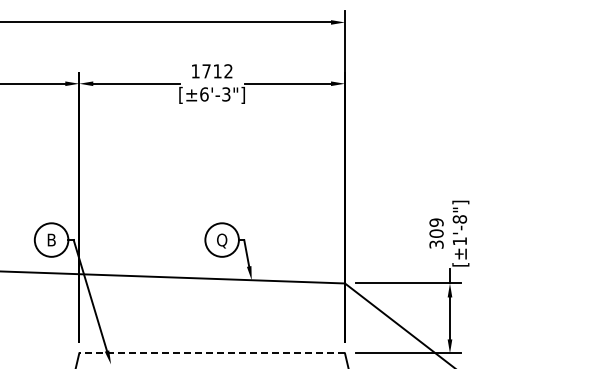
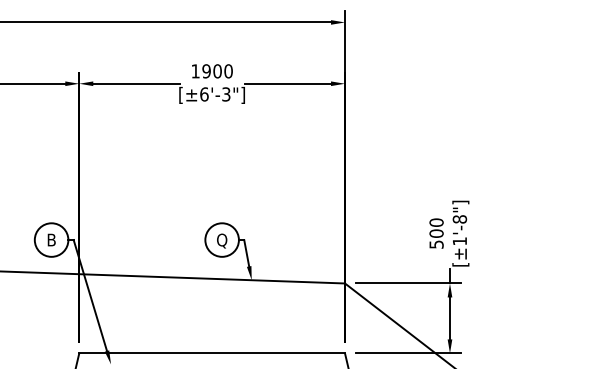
text: 1712 -> 1900 (217, 71)
text: 309 -> 500 (436, 233)
line: dashed -> solid (212, 353)
